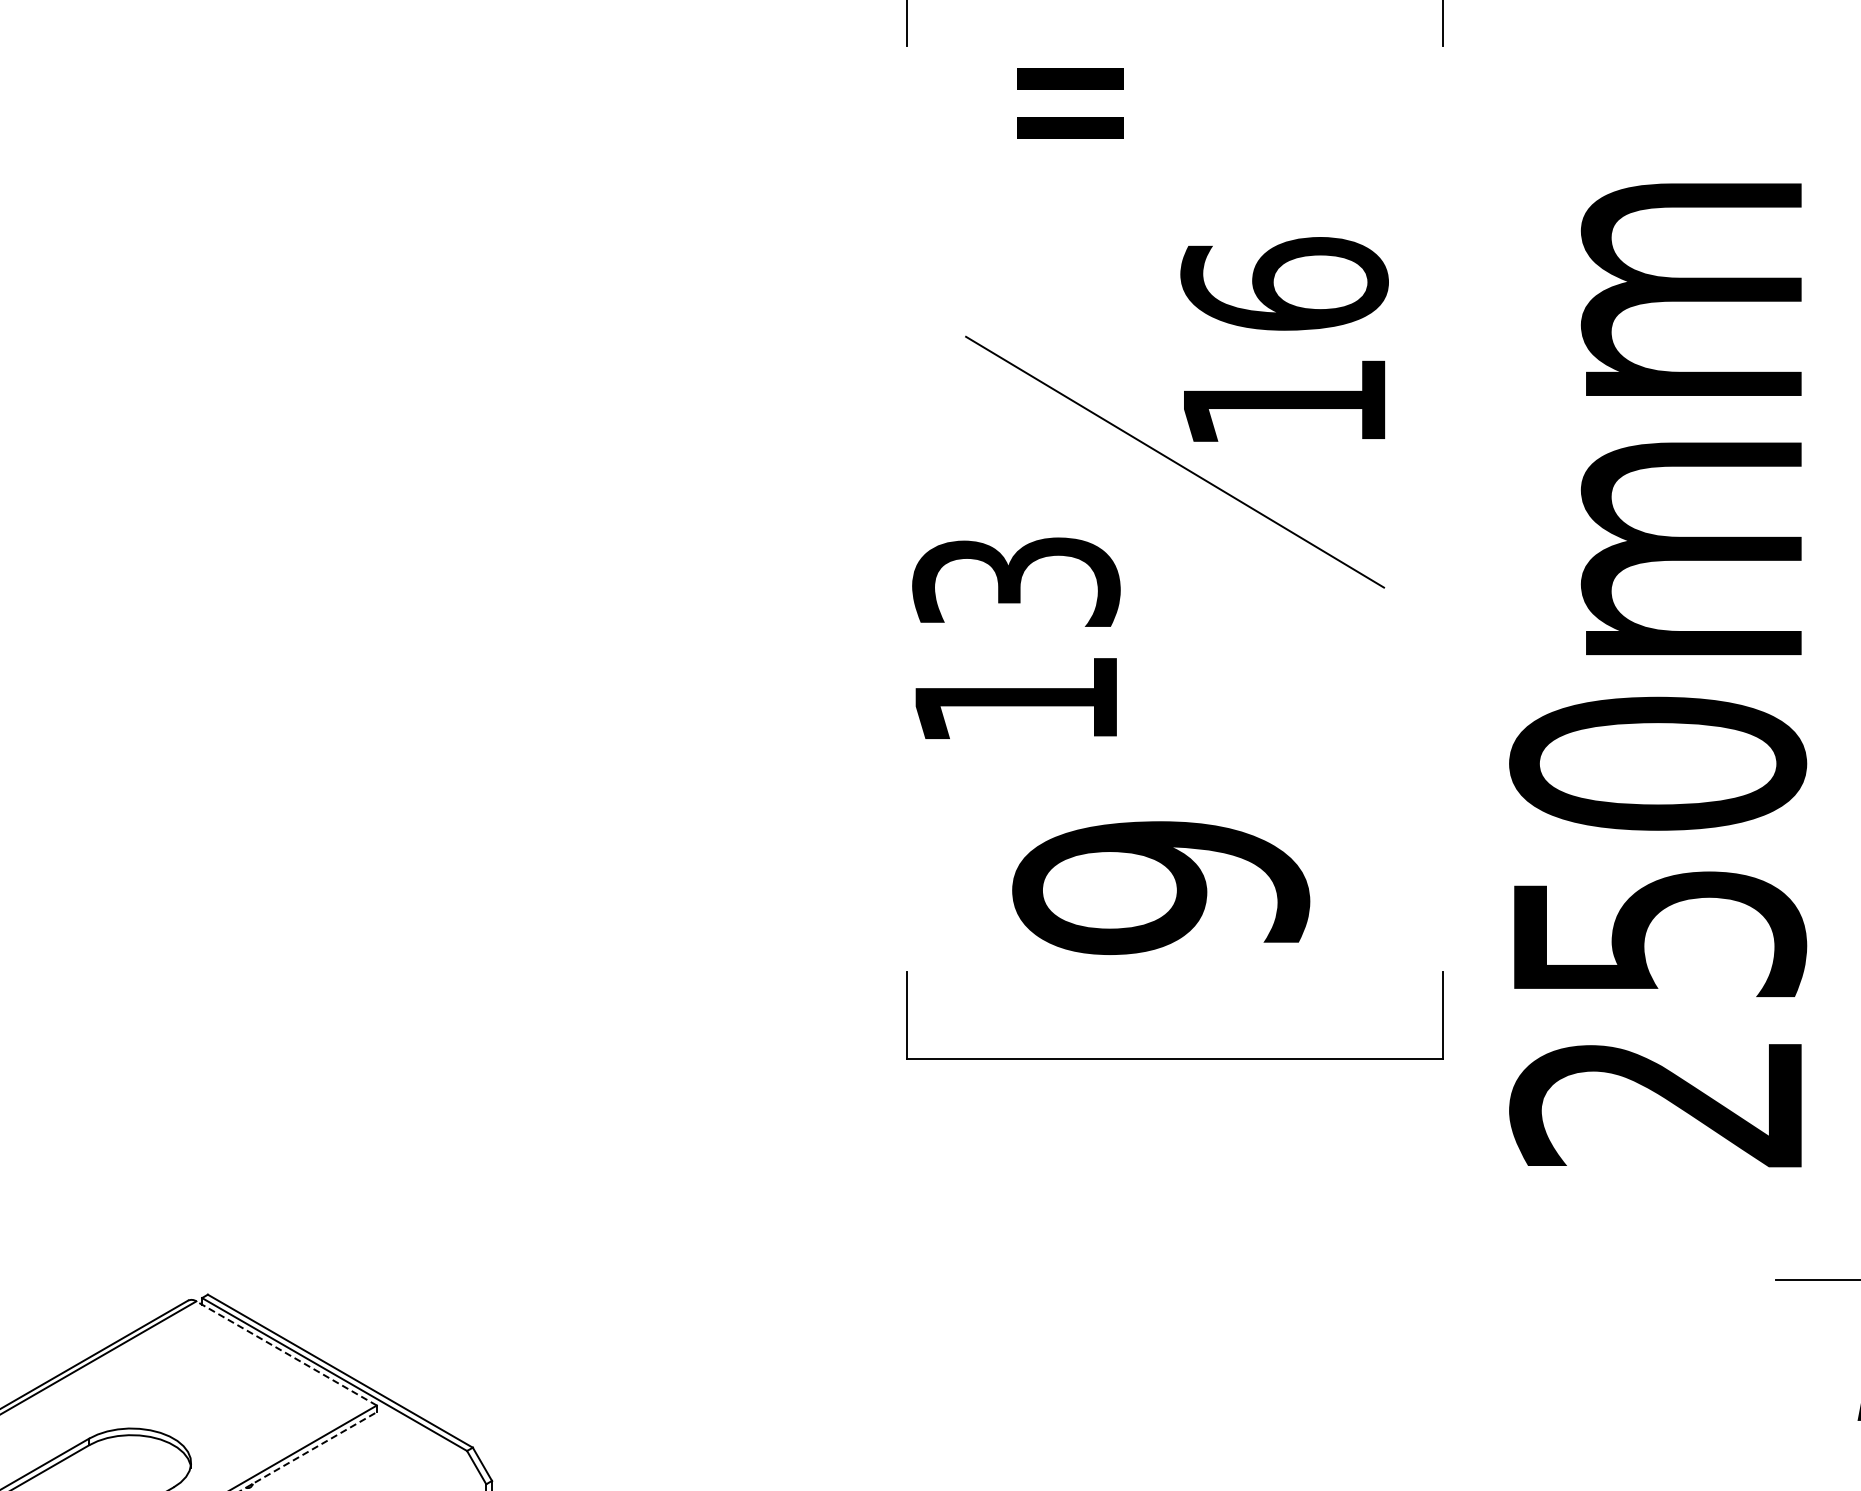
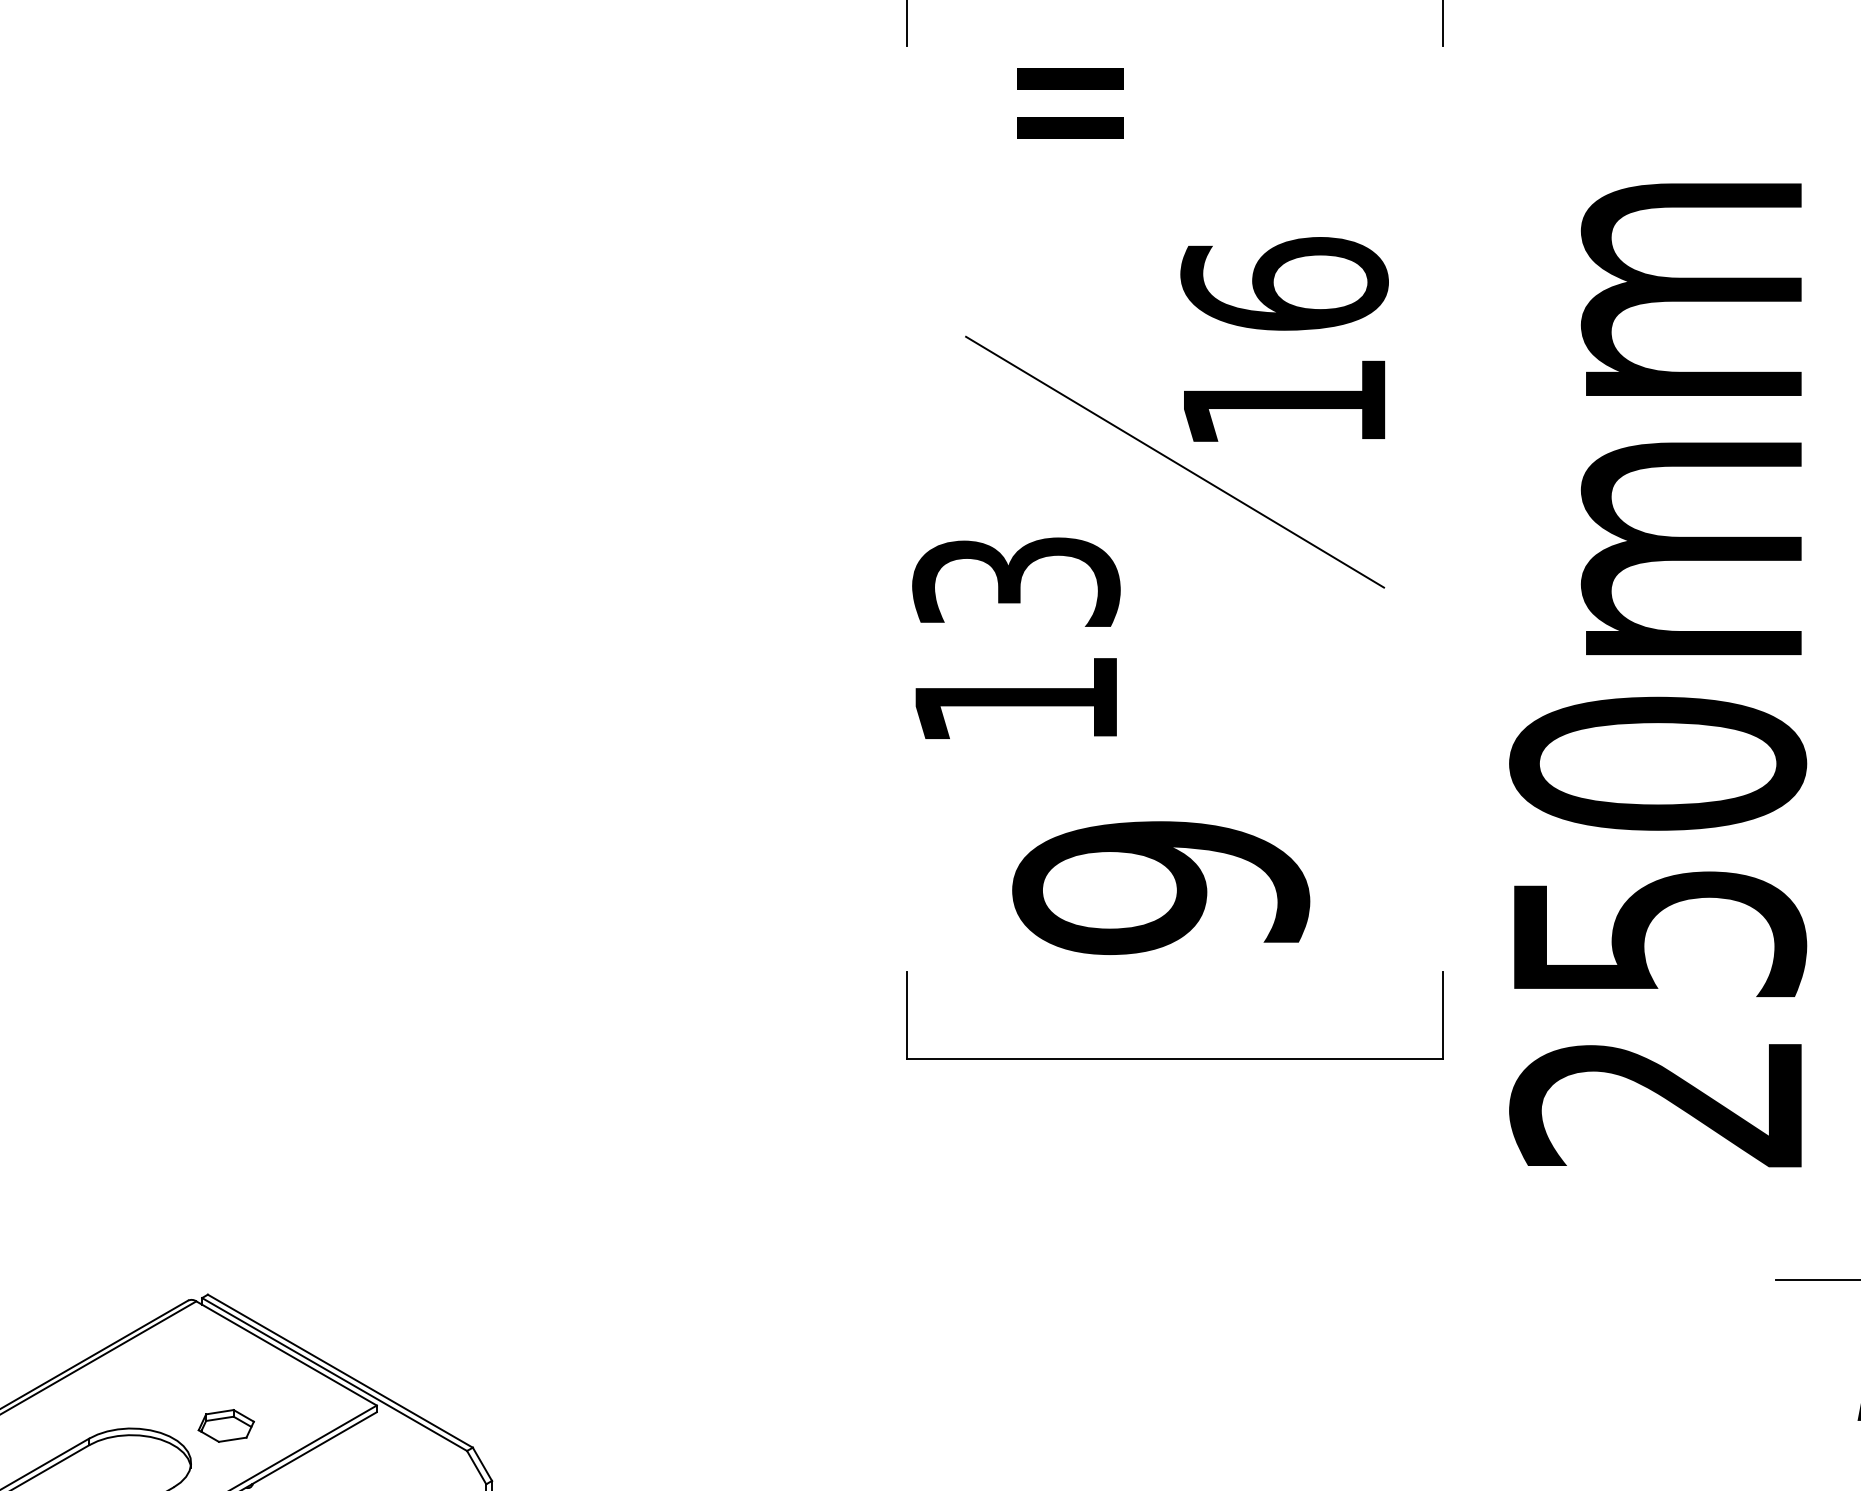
line: dashed -> solid (286, 1353)
part: none -> present (225, 1425)
line: dashed -> solid (309, 1451)
